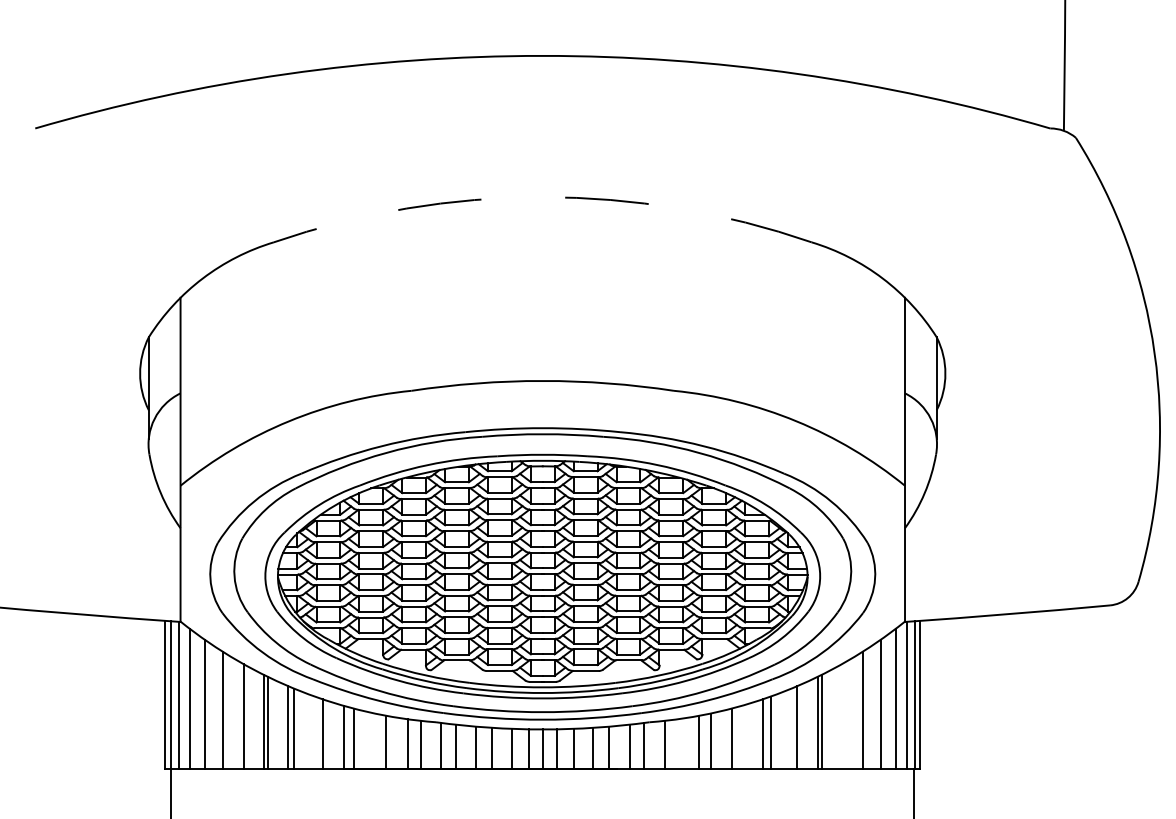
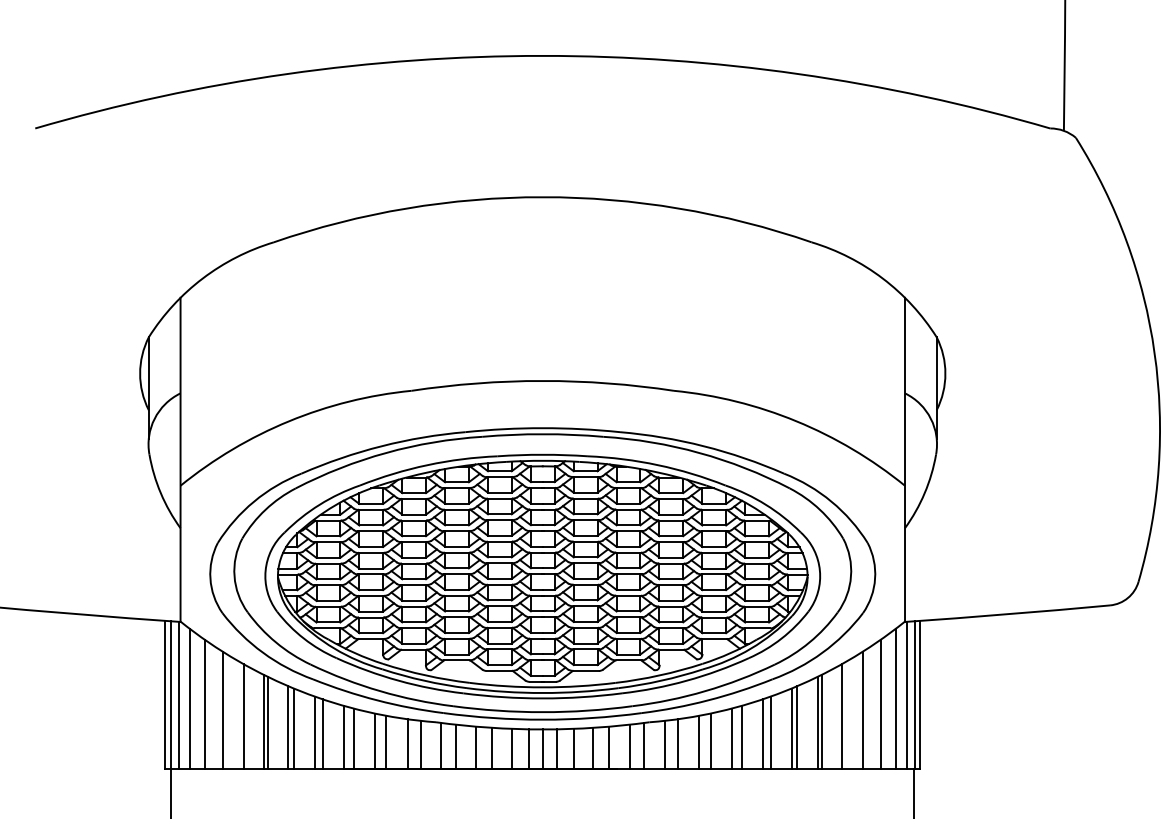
arc: dashed -> solid (542, 197)
line: none -> present (841, 716)
line: none -> present (791, 728)
line: none -> present (315, 732)
line: none -> present (741, 736)
line: none -> present (374, 740)
line: none -> present (678, 743)
